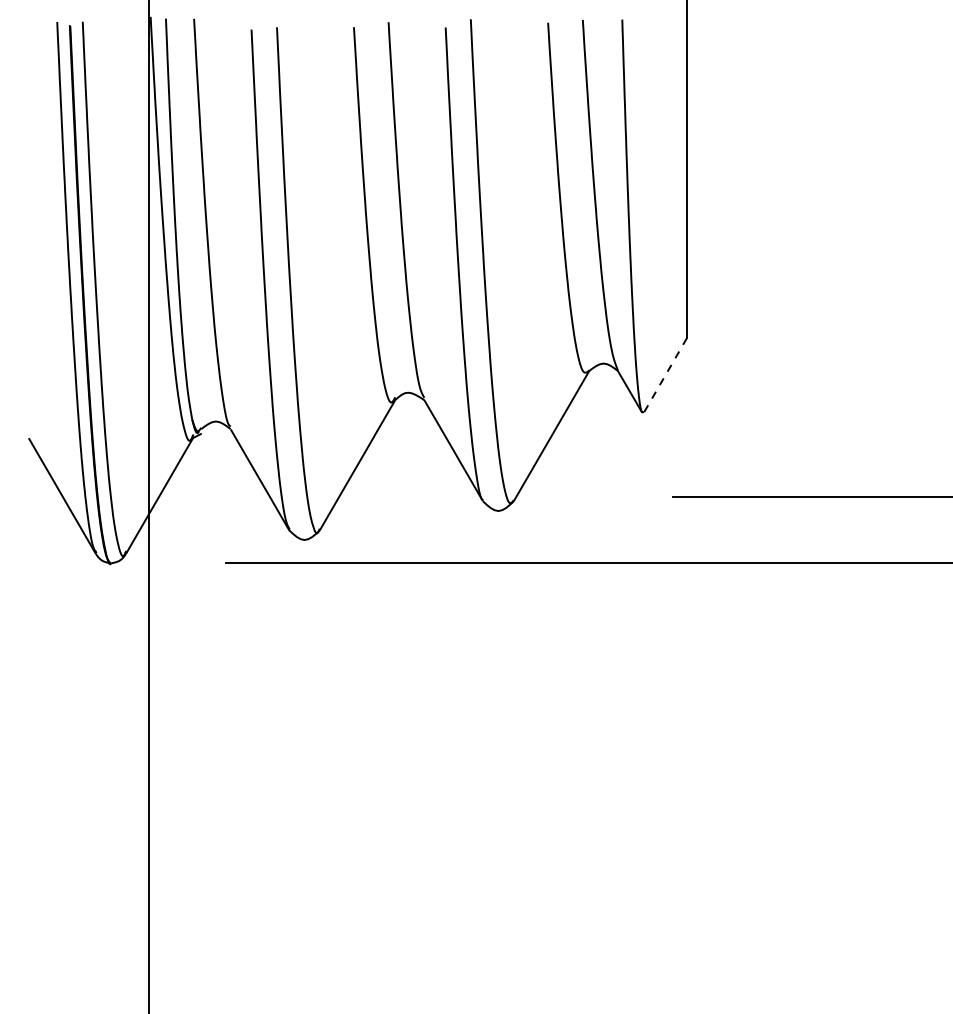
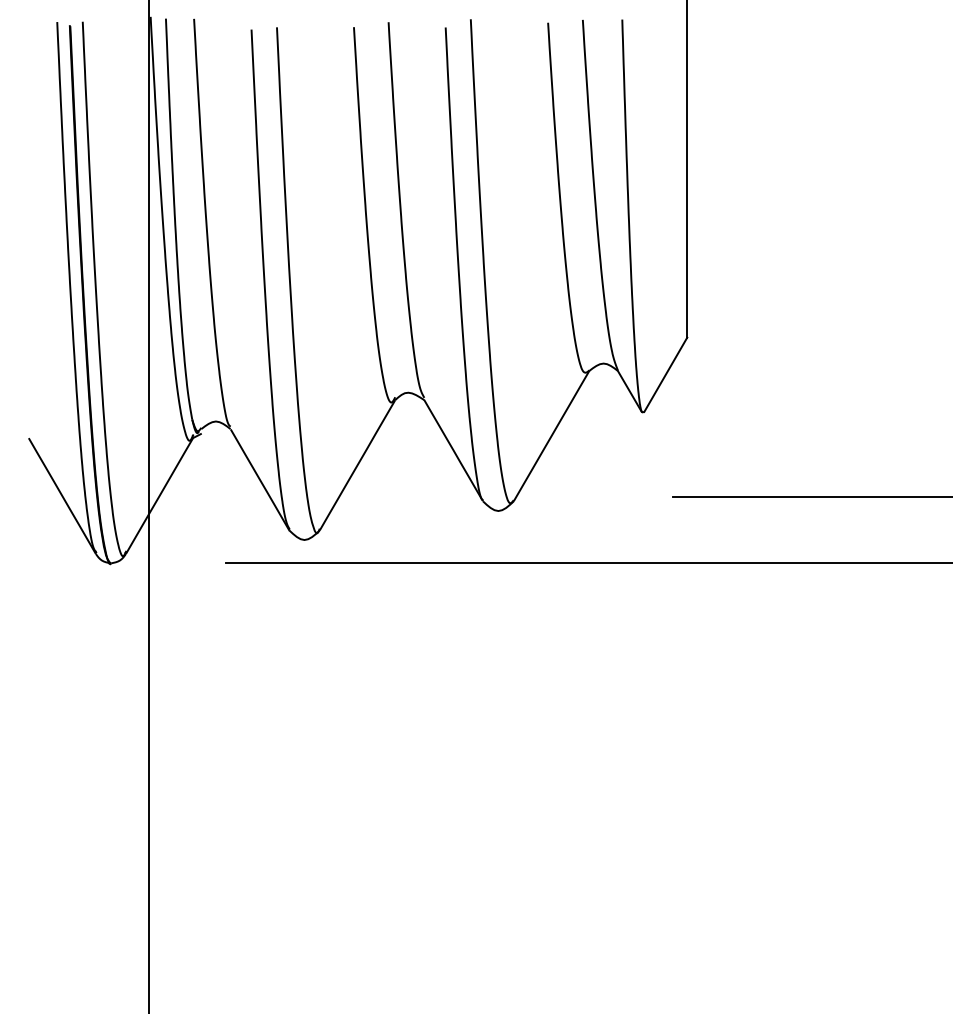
line: dashed -> solid (665, 374)
